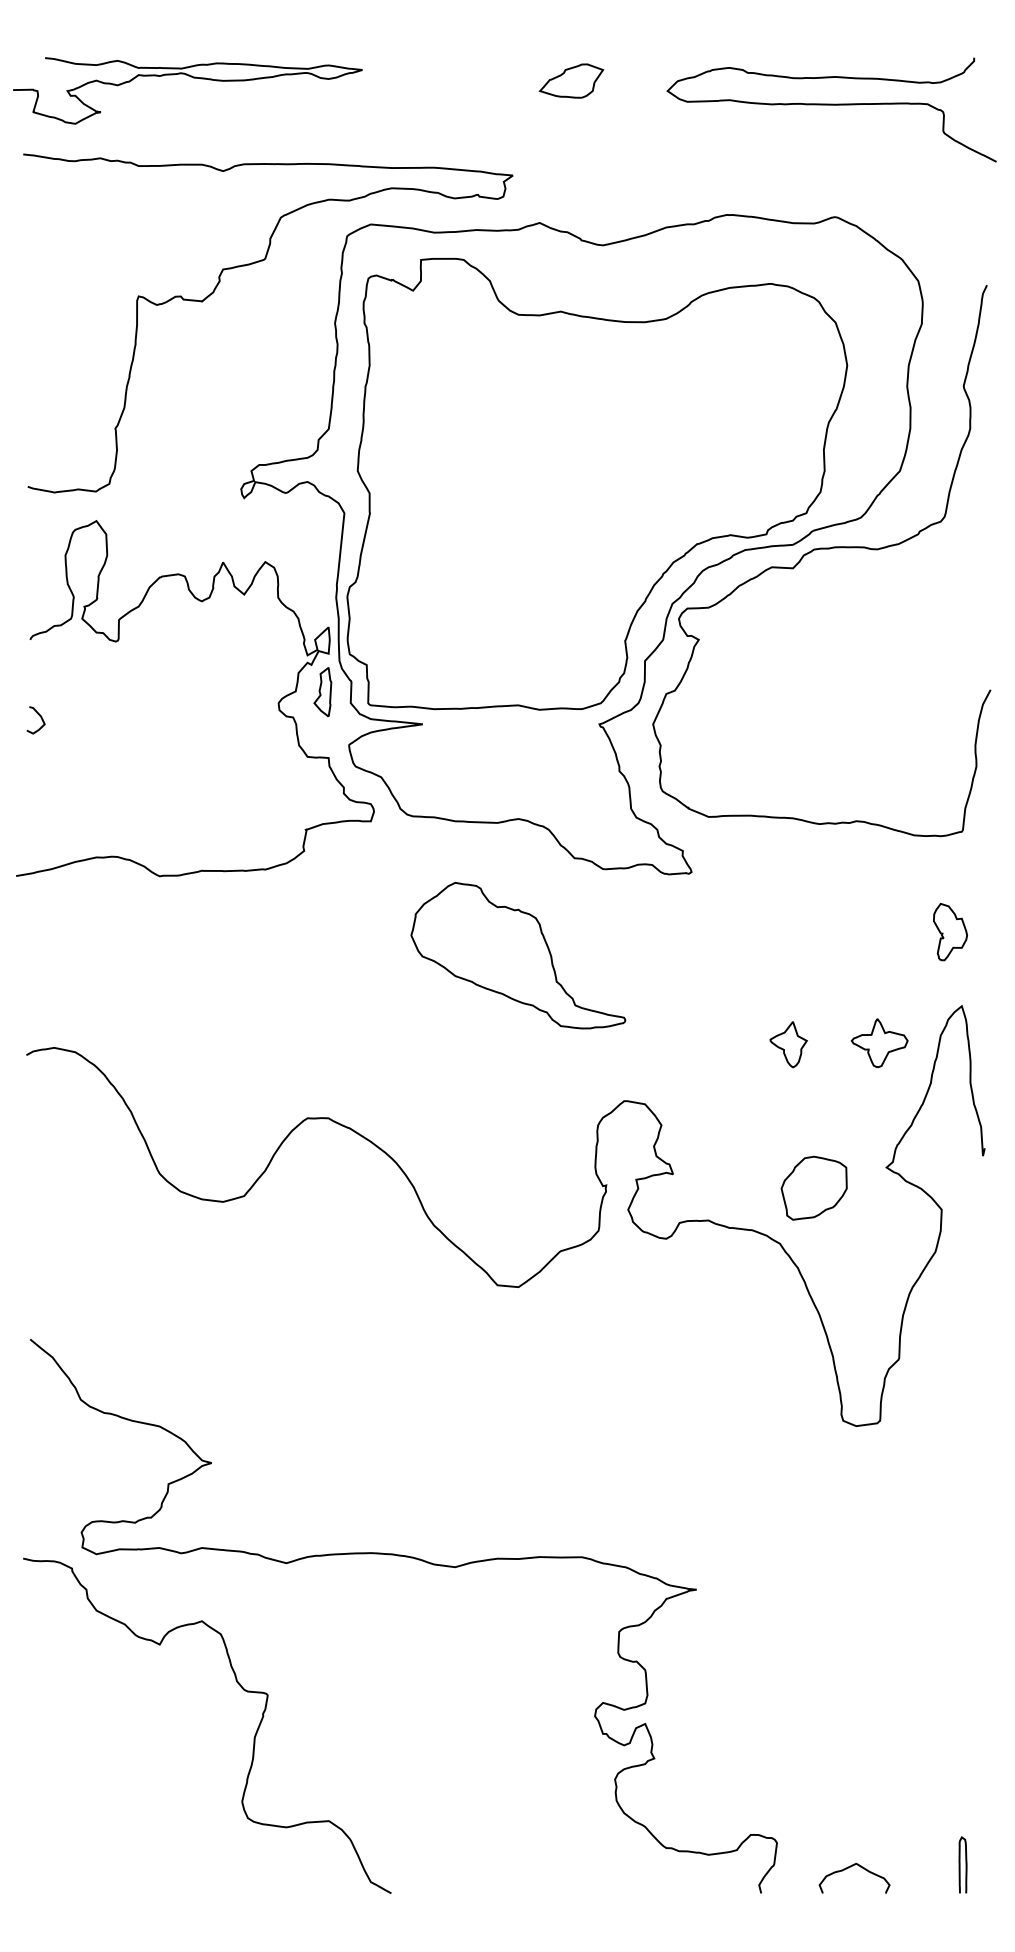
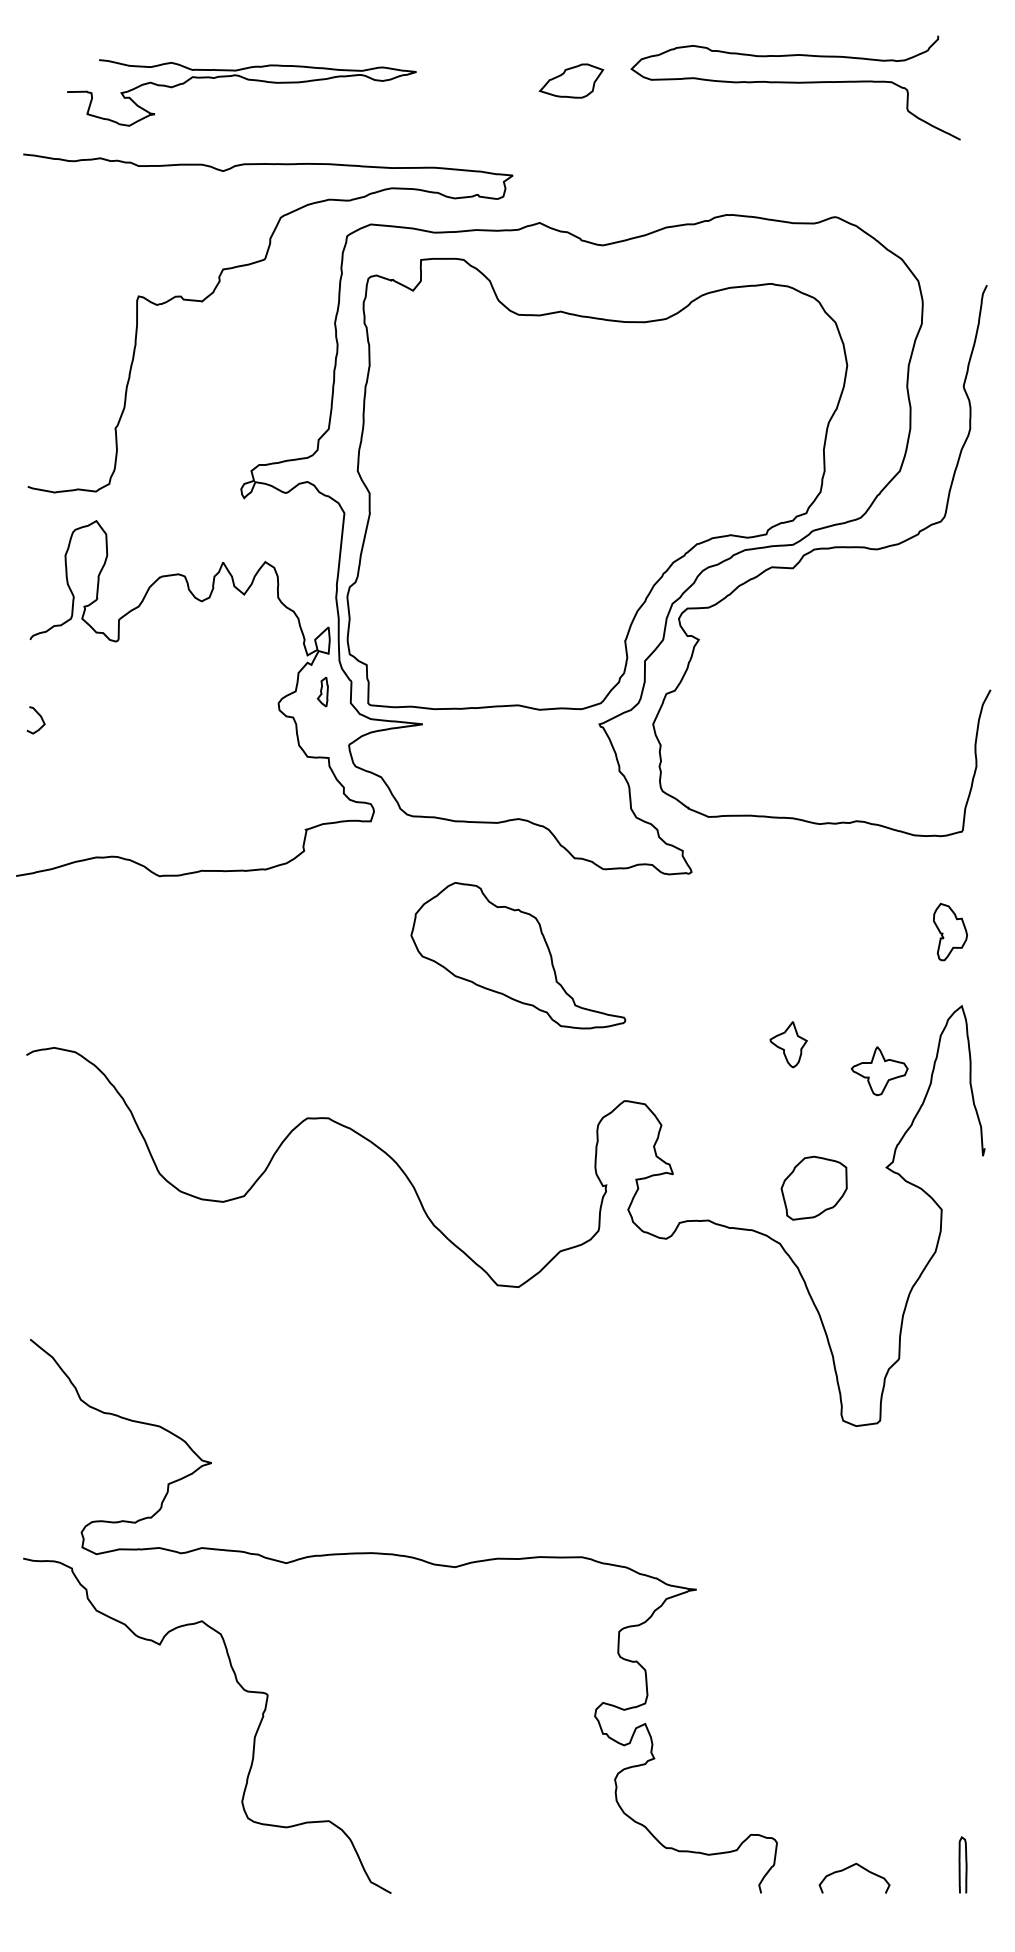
curve position: (190, 77) -> (244, 79) (244, 79)
curve position: (831, 105) -> (795, 83) (795, 83)
part size: 20x50 px -> 13x32 px (322, 691)
part position: (879, 1043) -> (879, 1071) (879, 1071)
